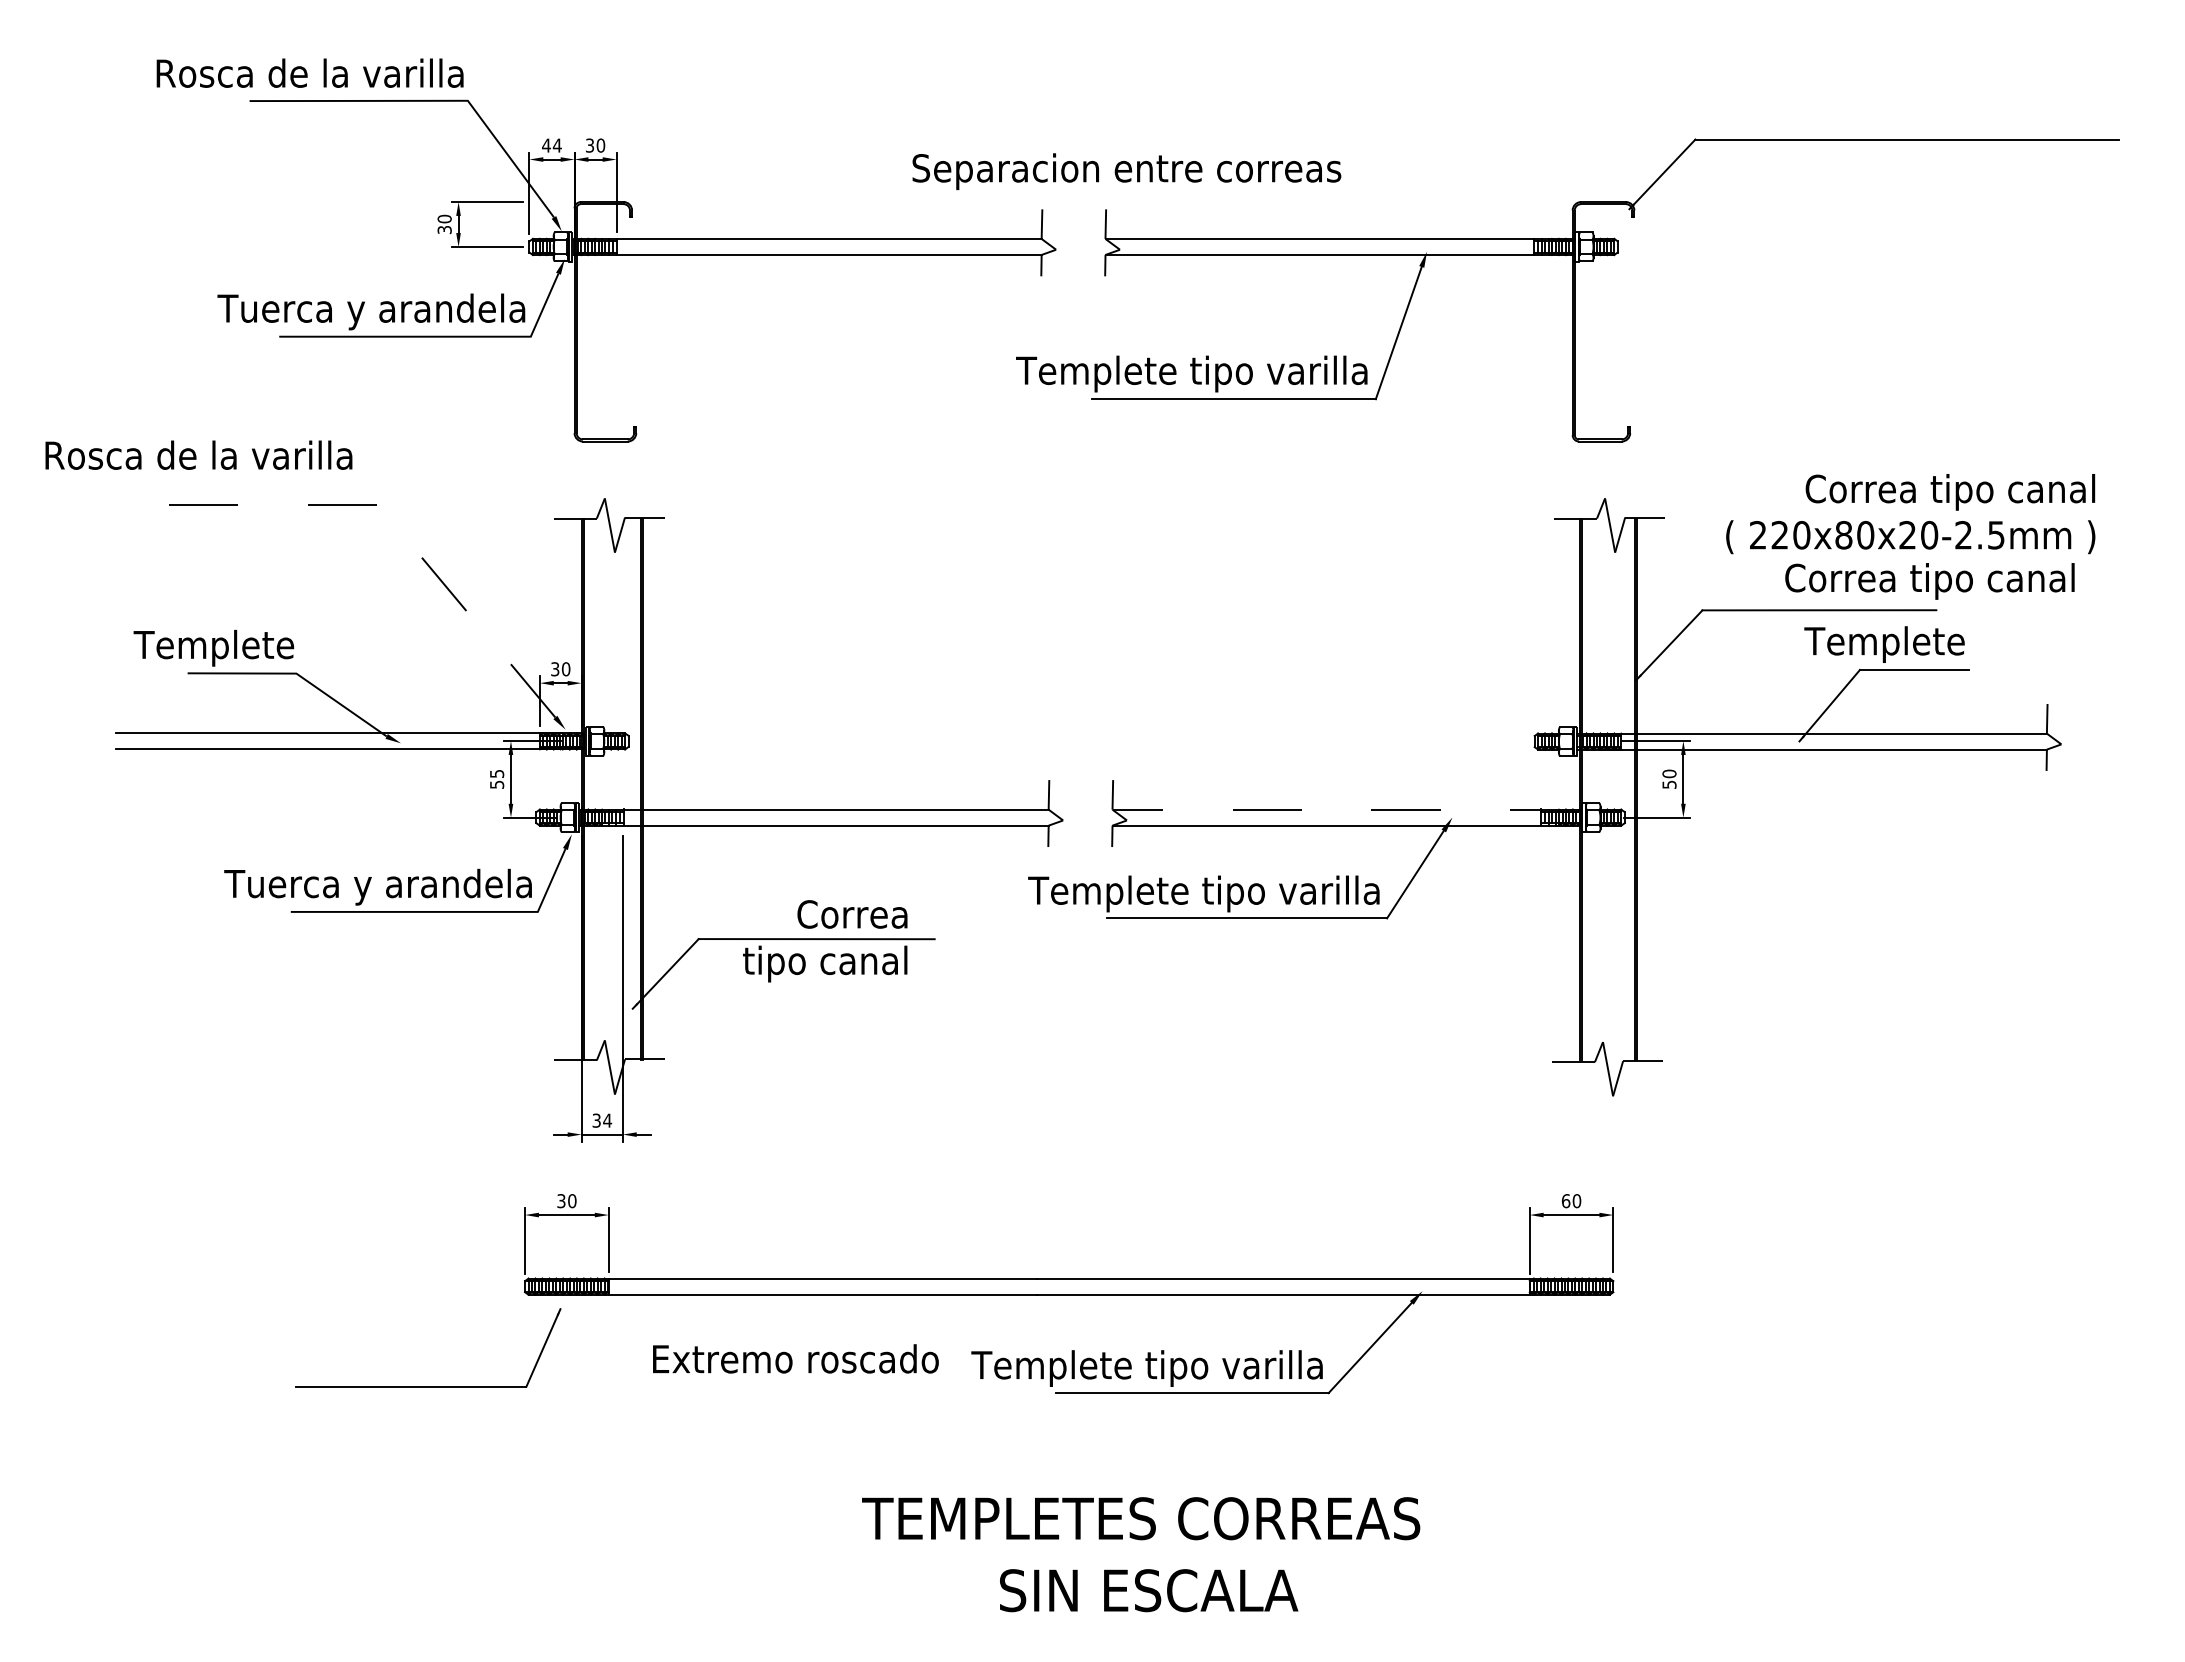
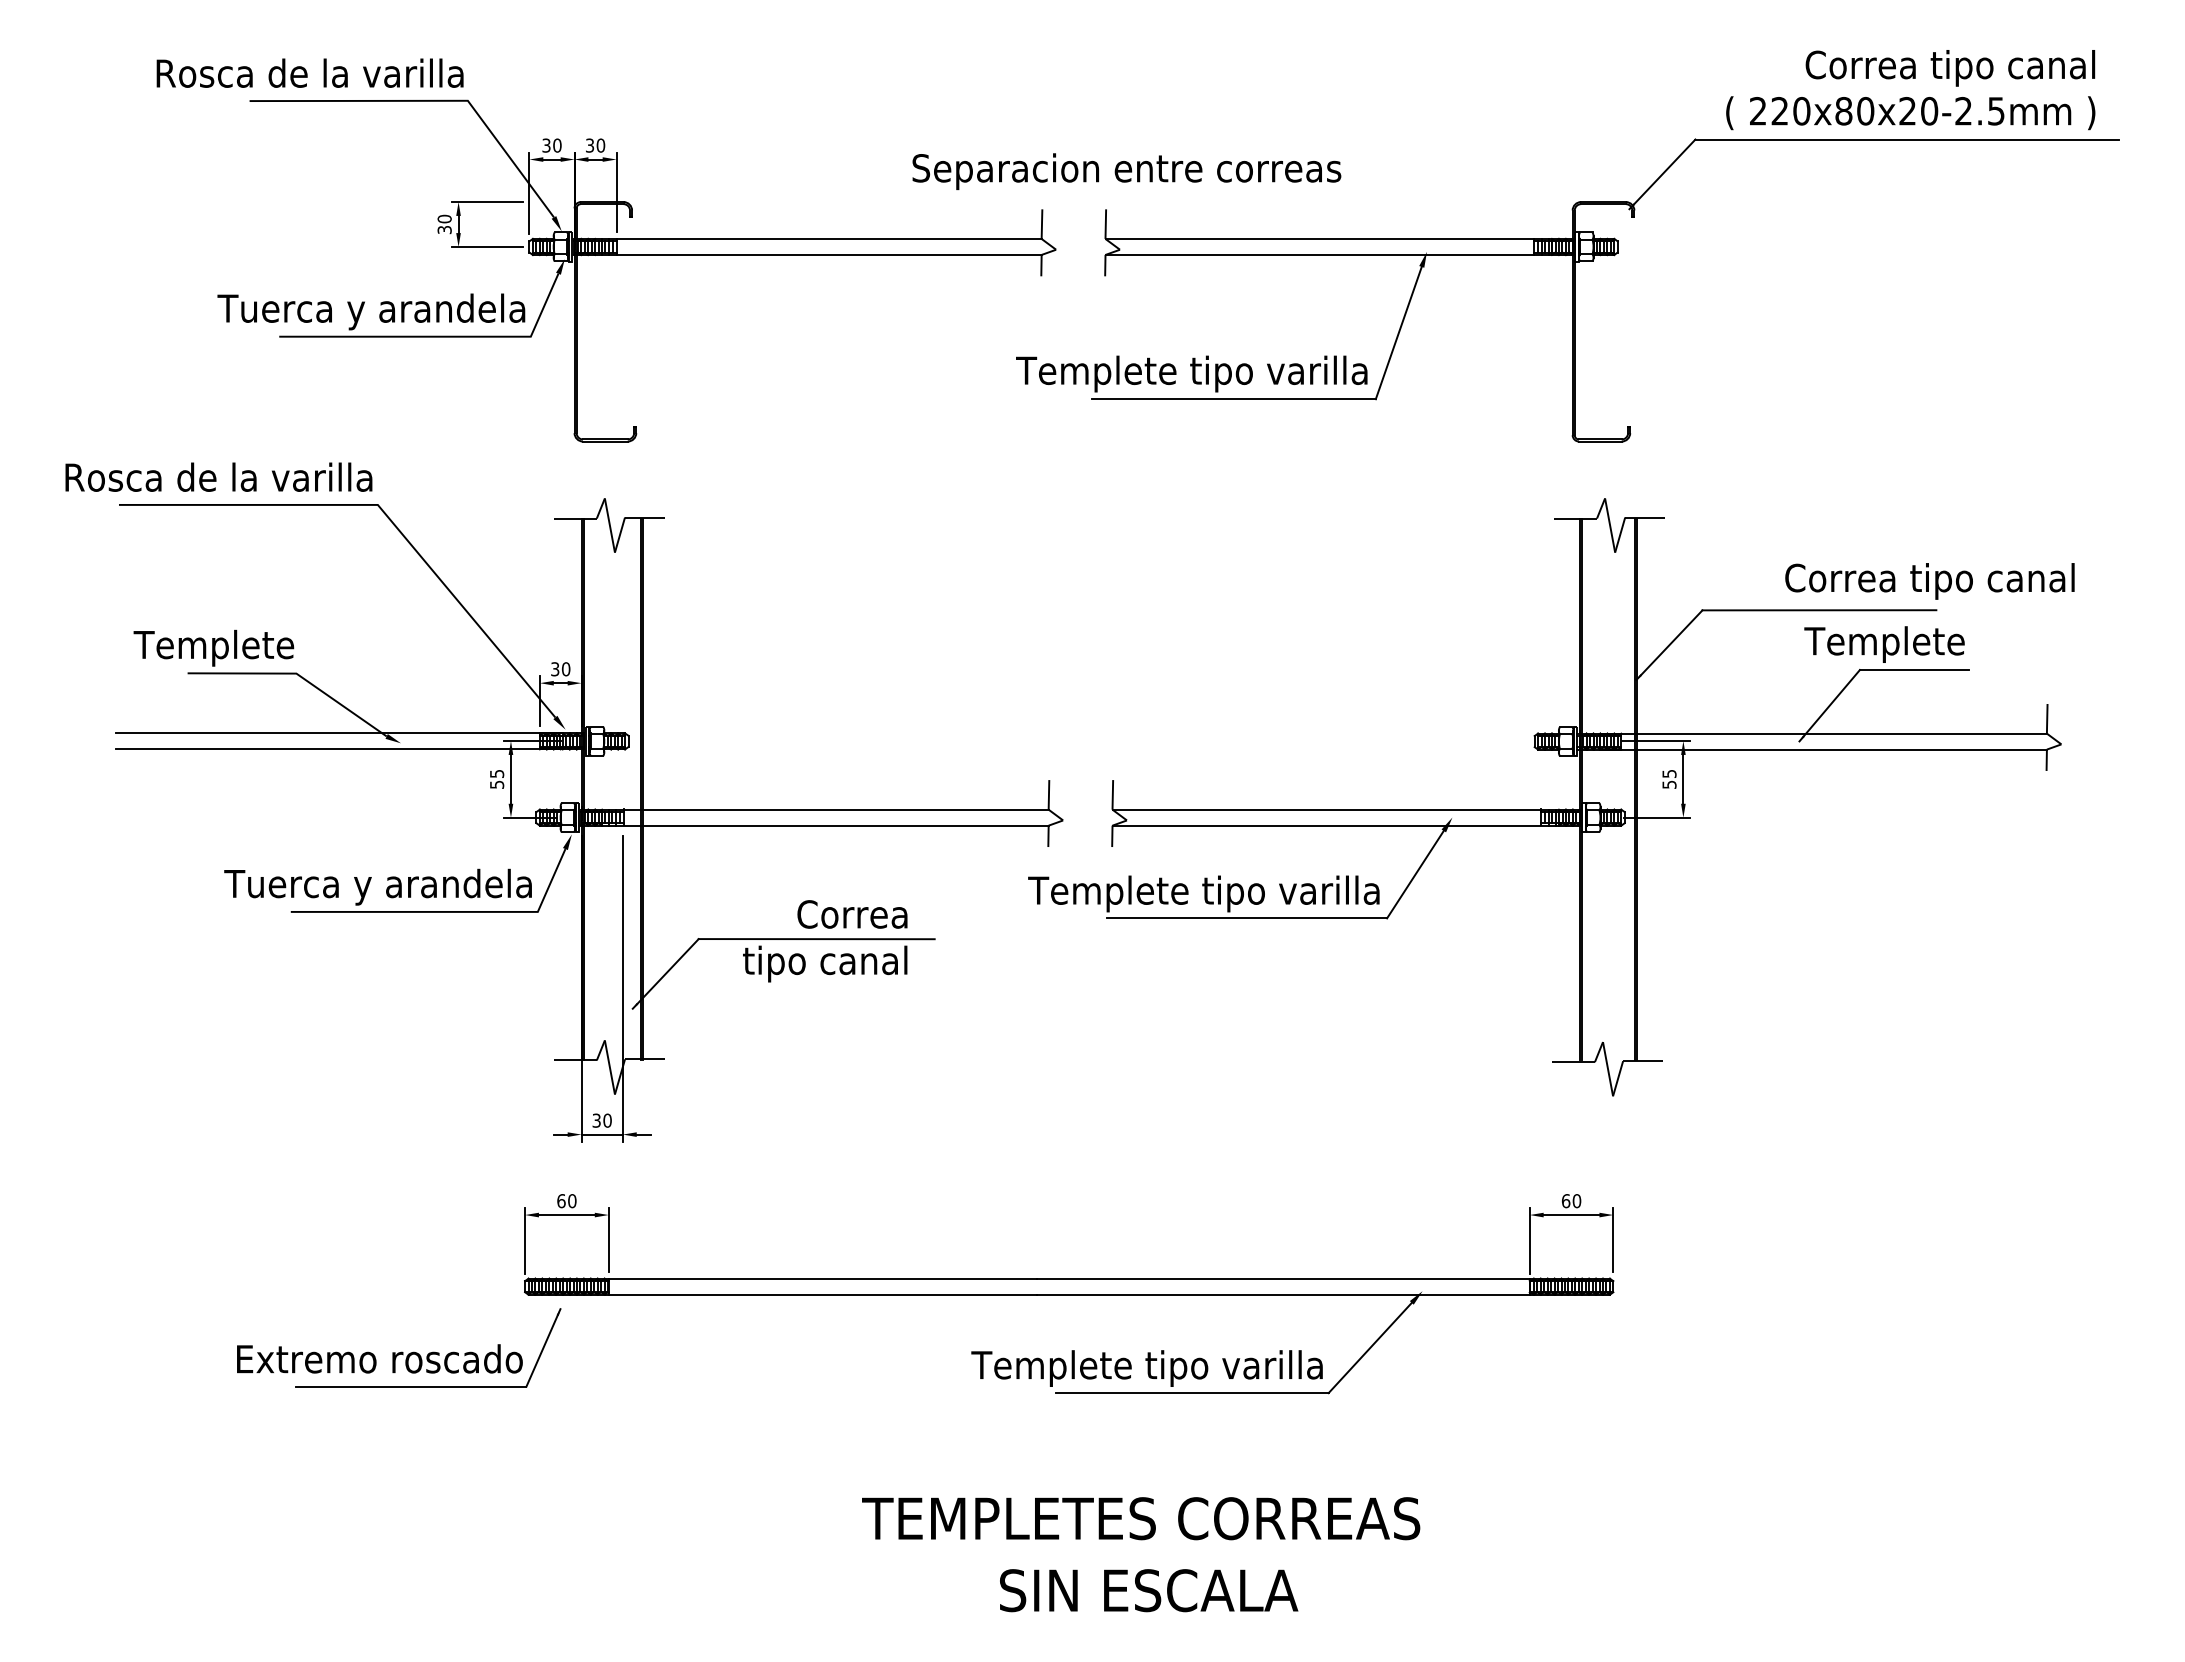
text: 44 -> 30 (551, 145)
text position: (198, 454) -> (218, 476) (218, 476)
line: dashed -> solid (382, 511)
text position: (1910, 514) -> (1910, 90) (1910, 90)
text: 50 -> 55 (1669, 773)
line: dashed -> solid (1346, 809)
text: 34 -> 30 (607, 1120)
text: 30 -> 60 (561, 1201)
text position: (795, 1358) -> (379, 1358) (379, 1358)
